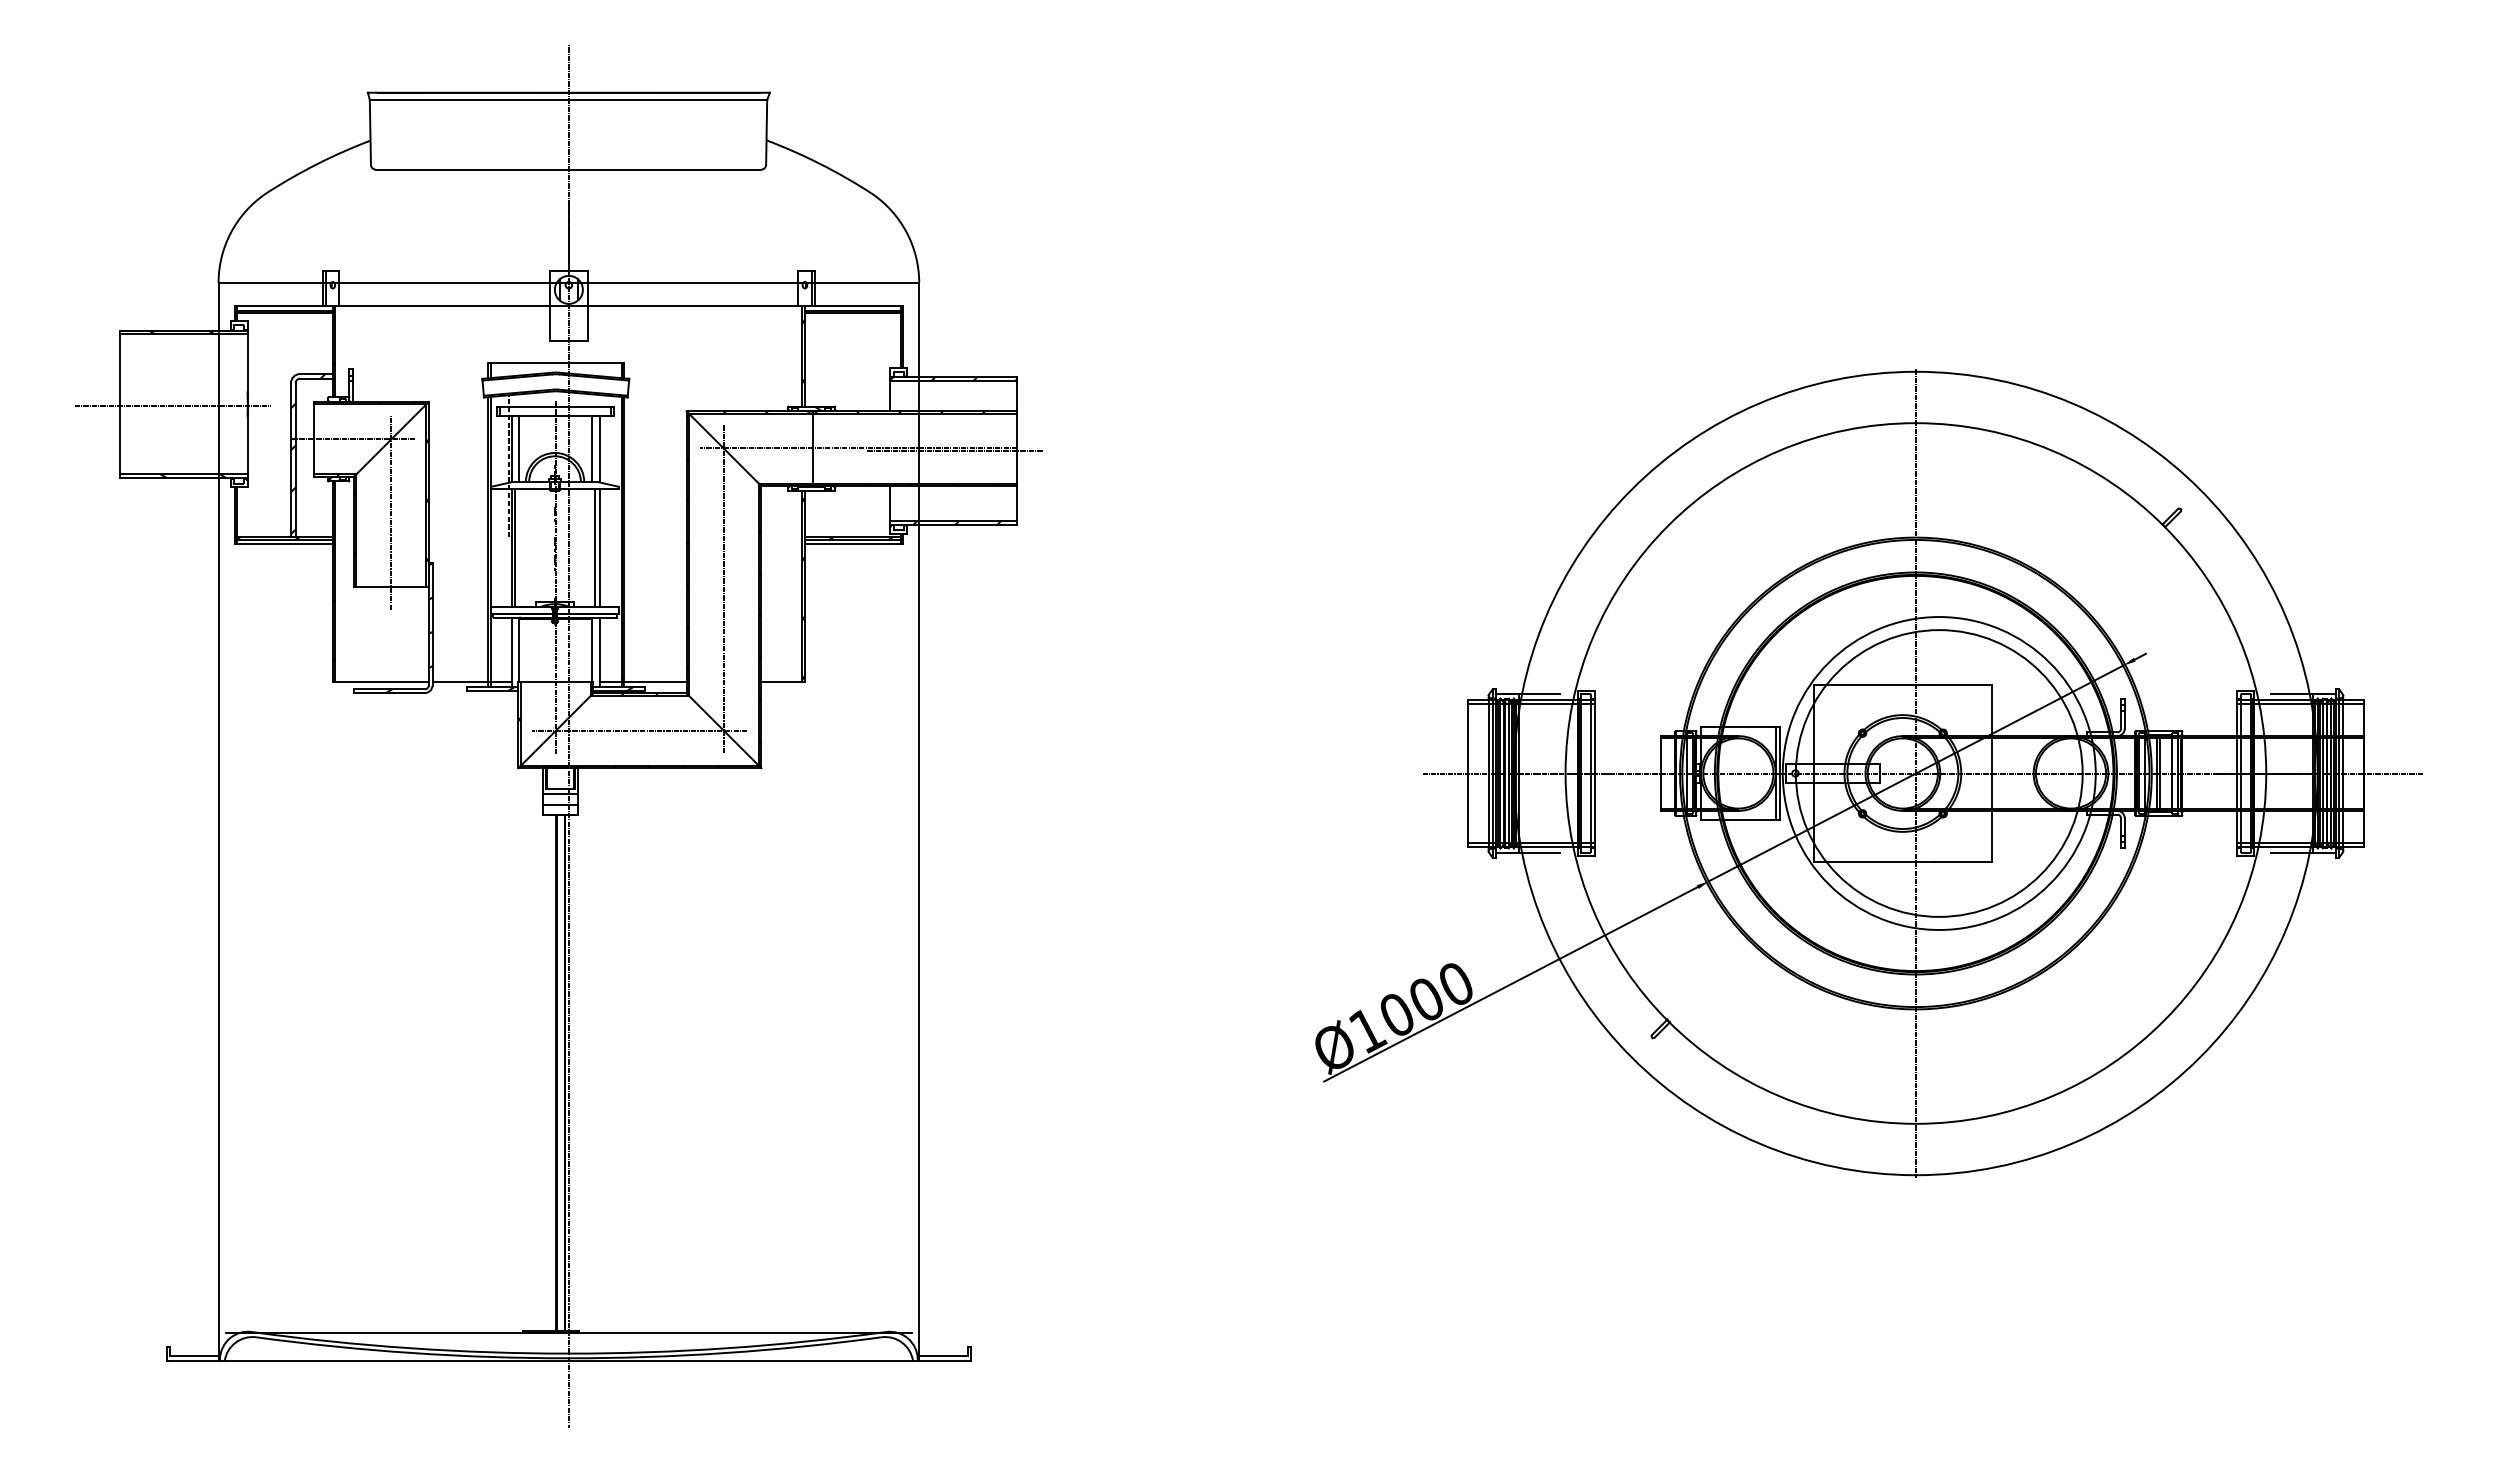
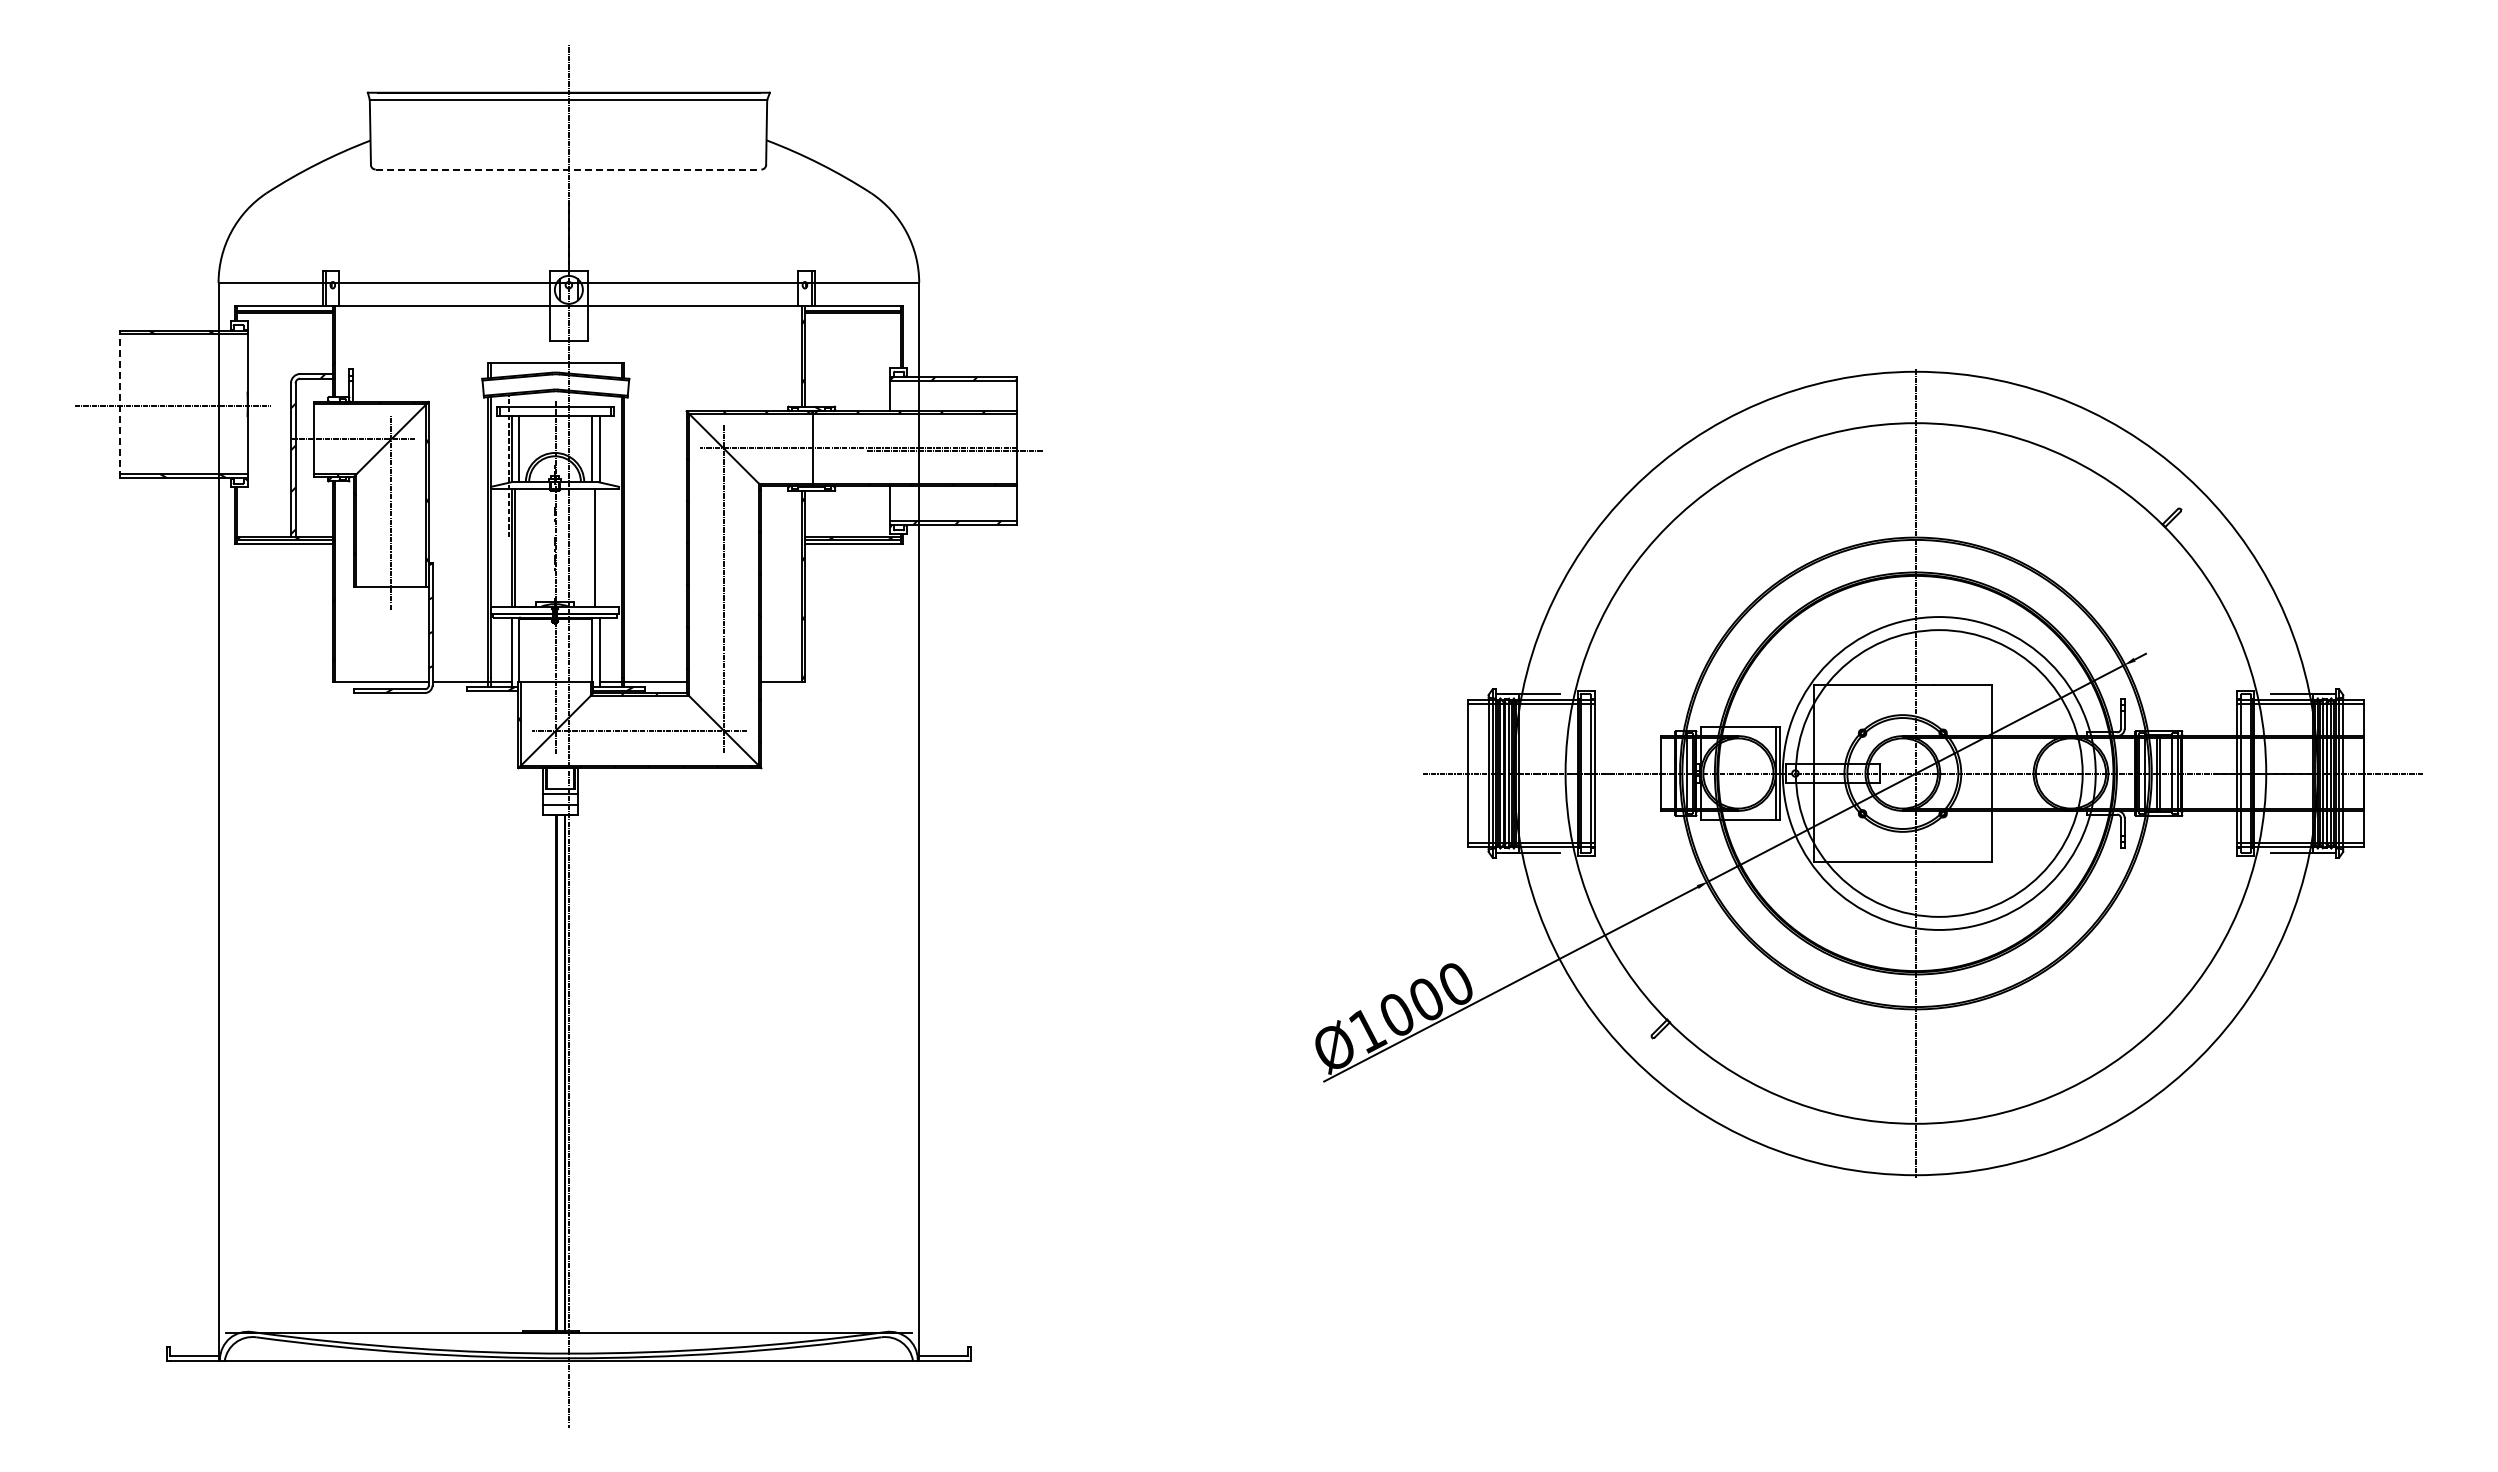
line: solid -> dashed (568, 169)
line: solid -> dashed (120, 406)
line: present -> none (599, 547)
